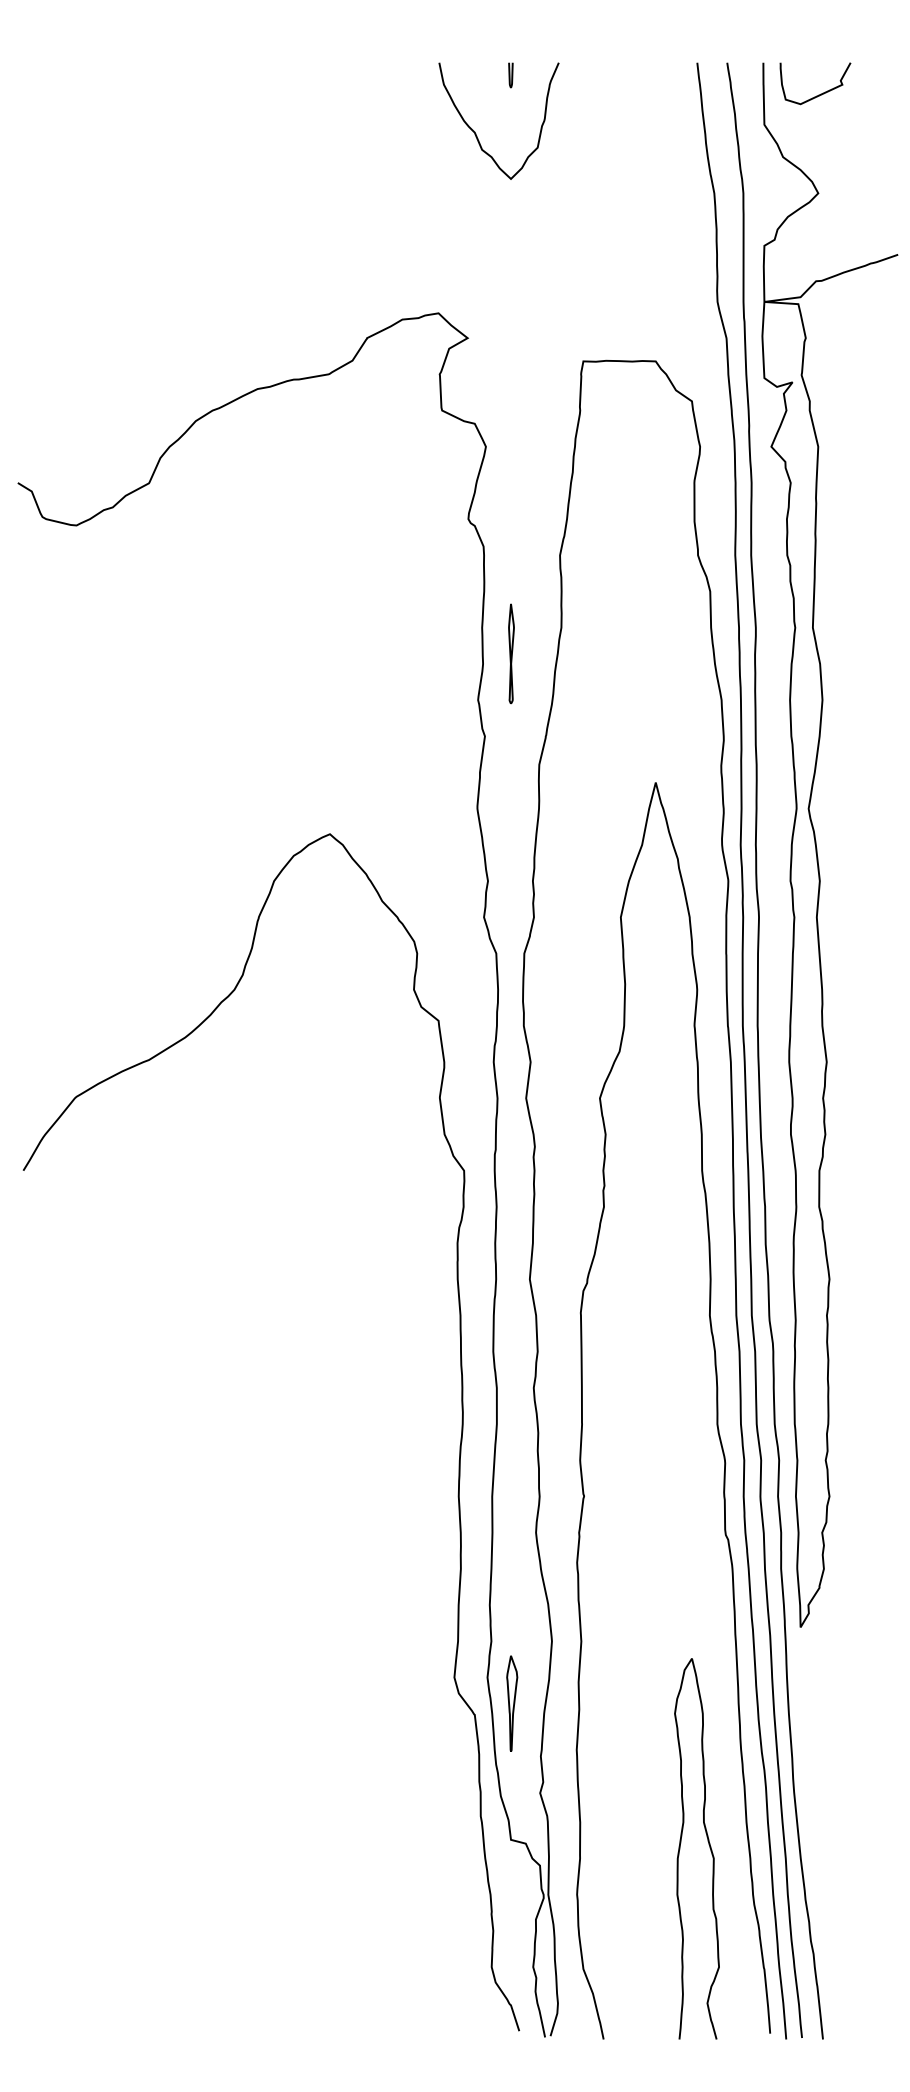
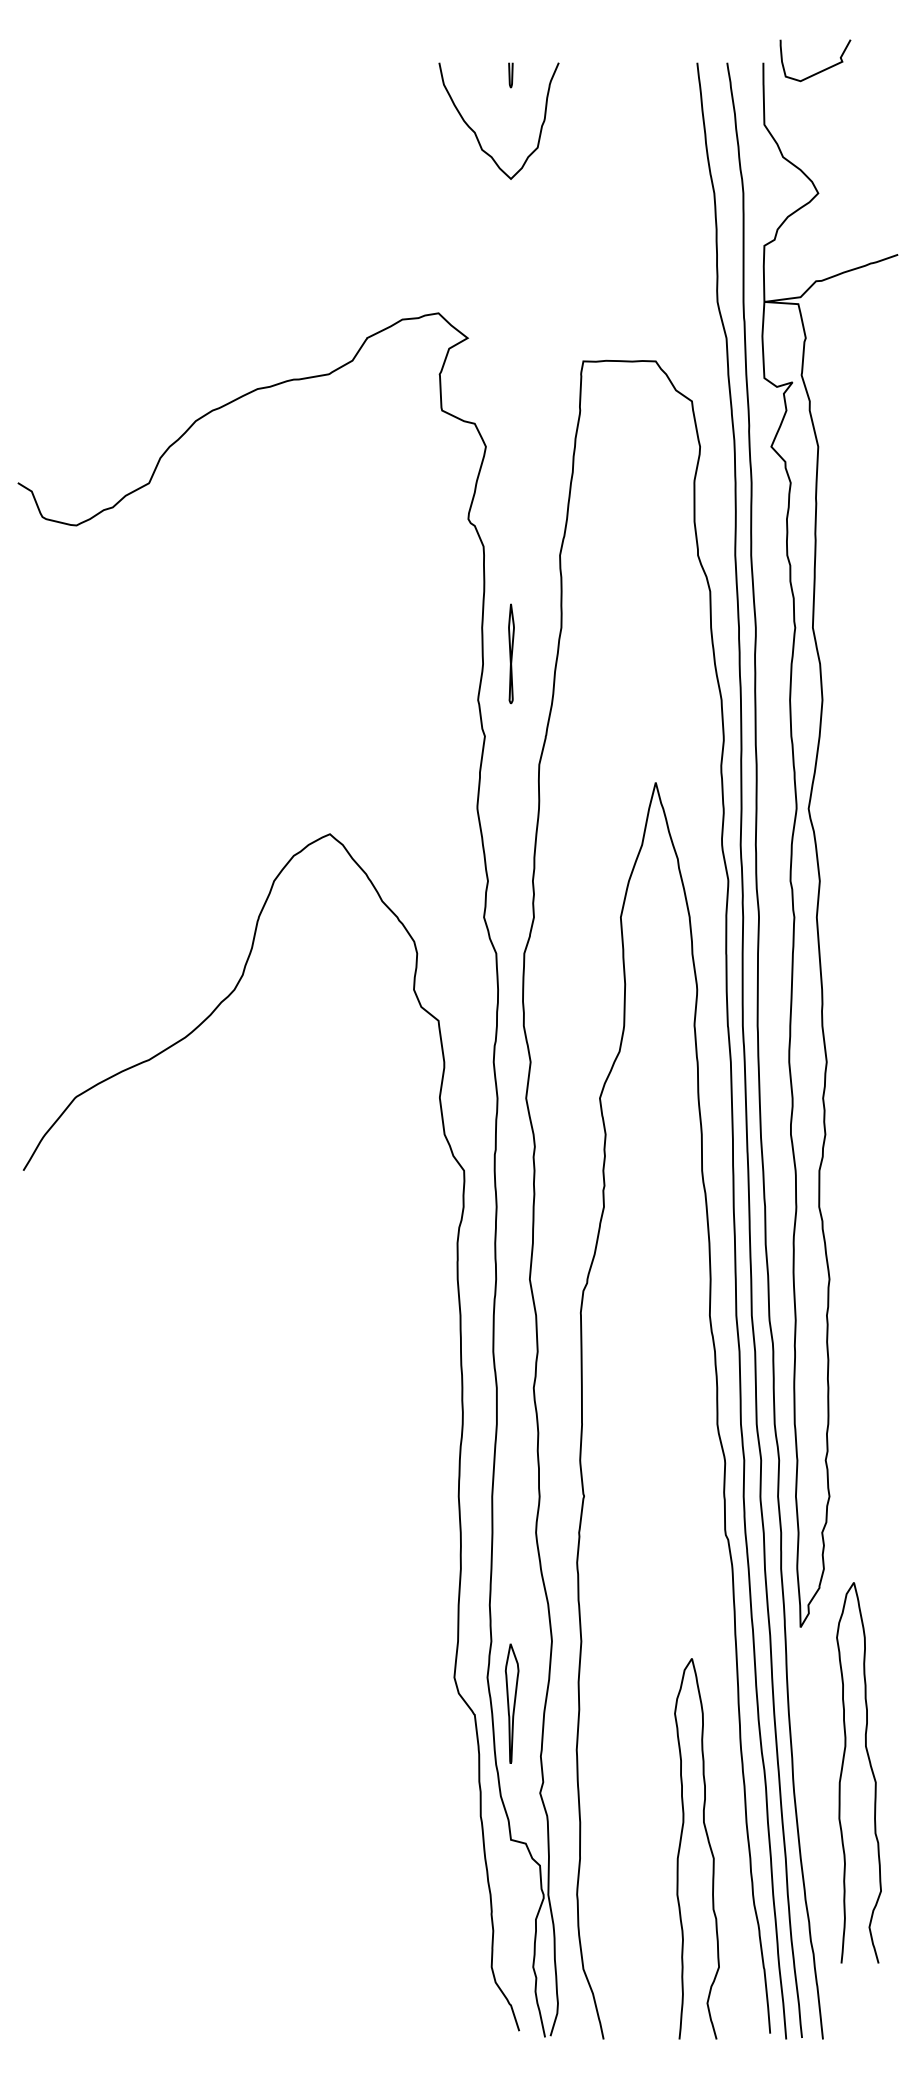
curve position: (820, 93) -> (820, 70) (820, 70)
part size: 13x97 px -> 15x121 px (512, 1703)
curve: none -> present (870, 1768)
